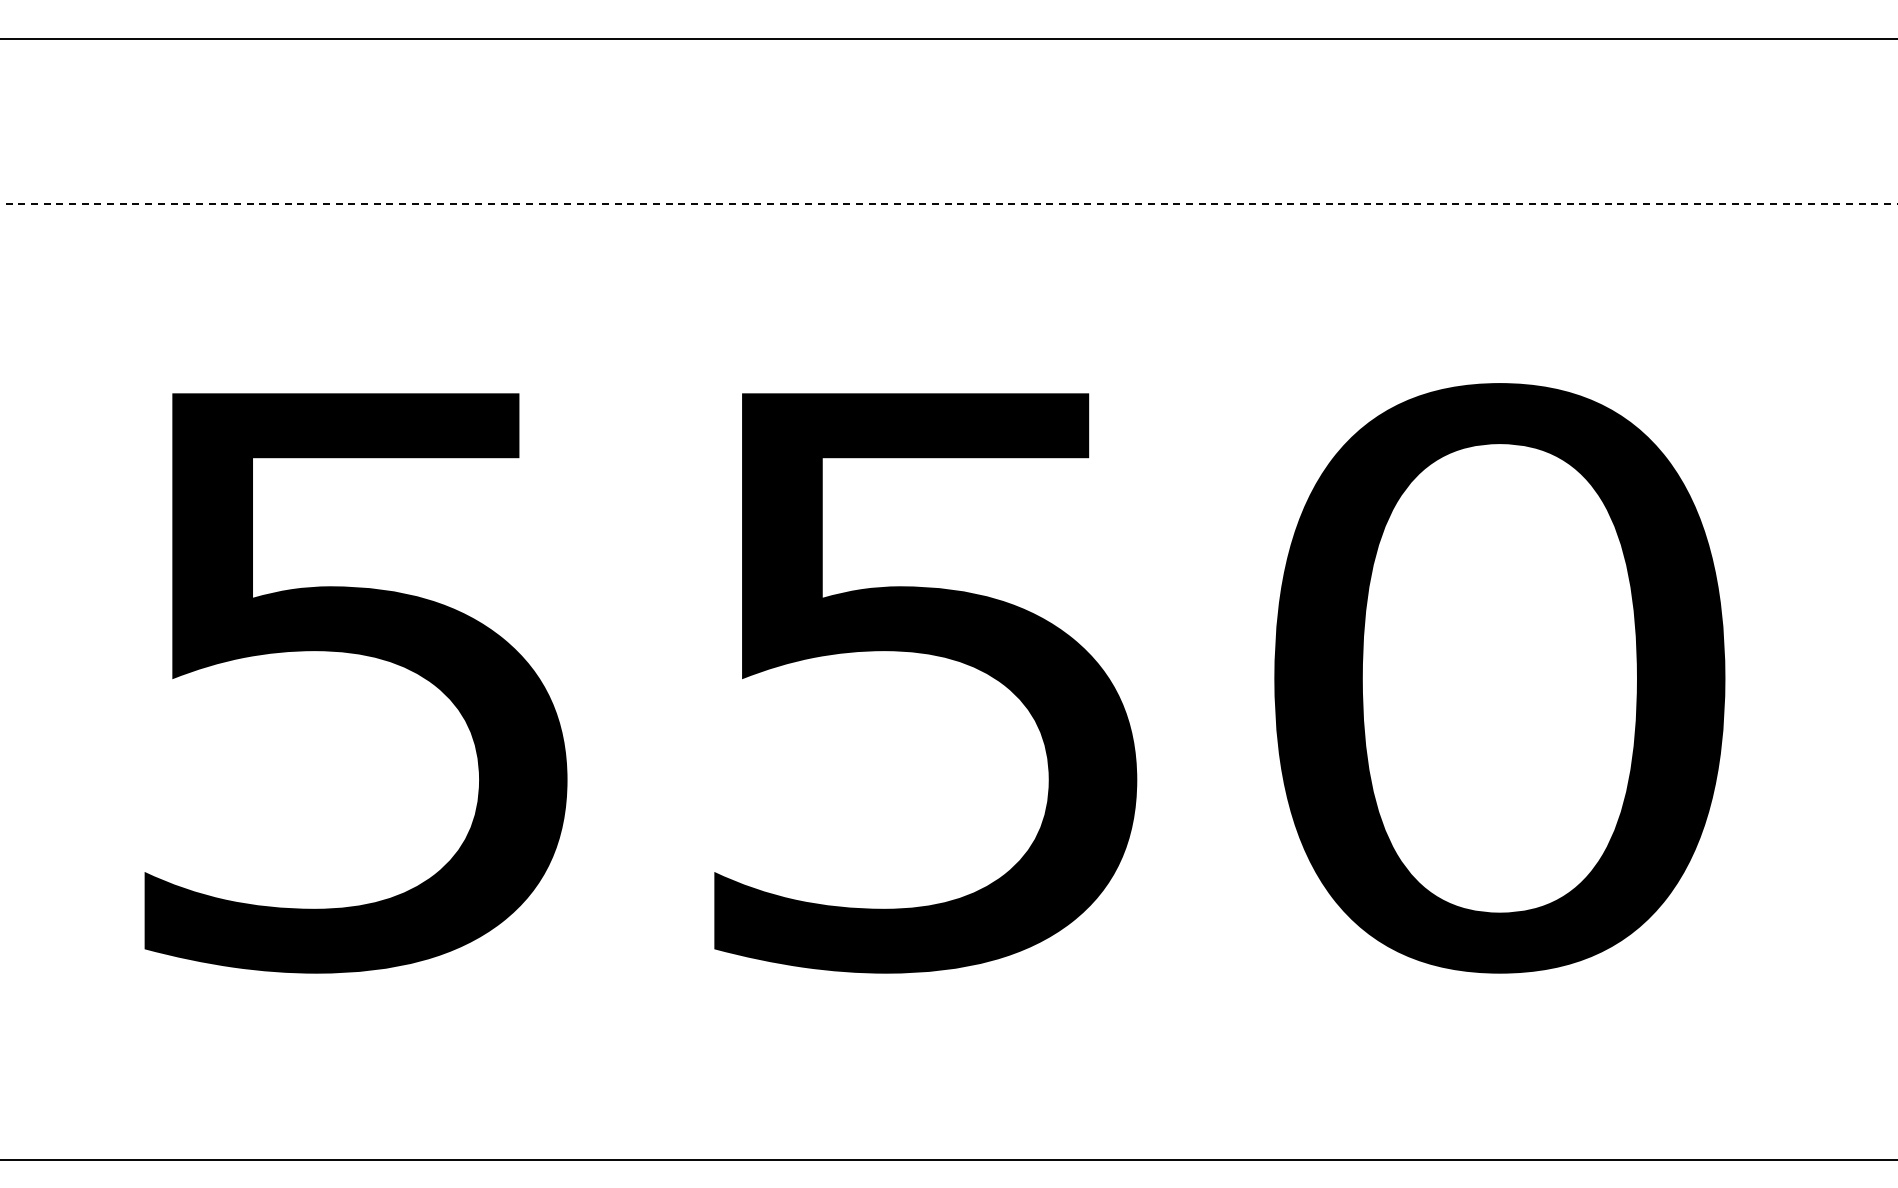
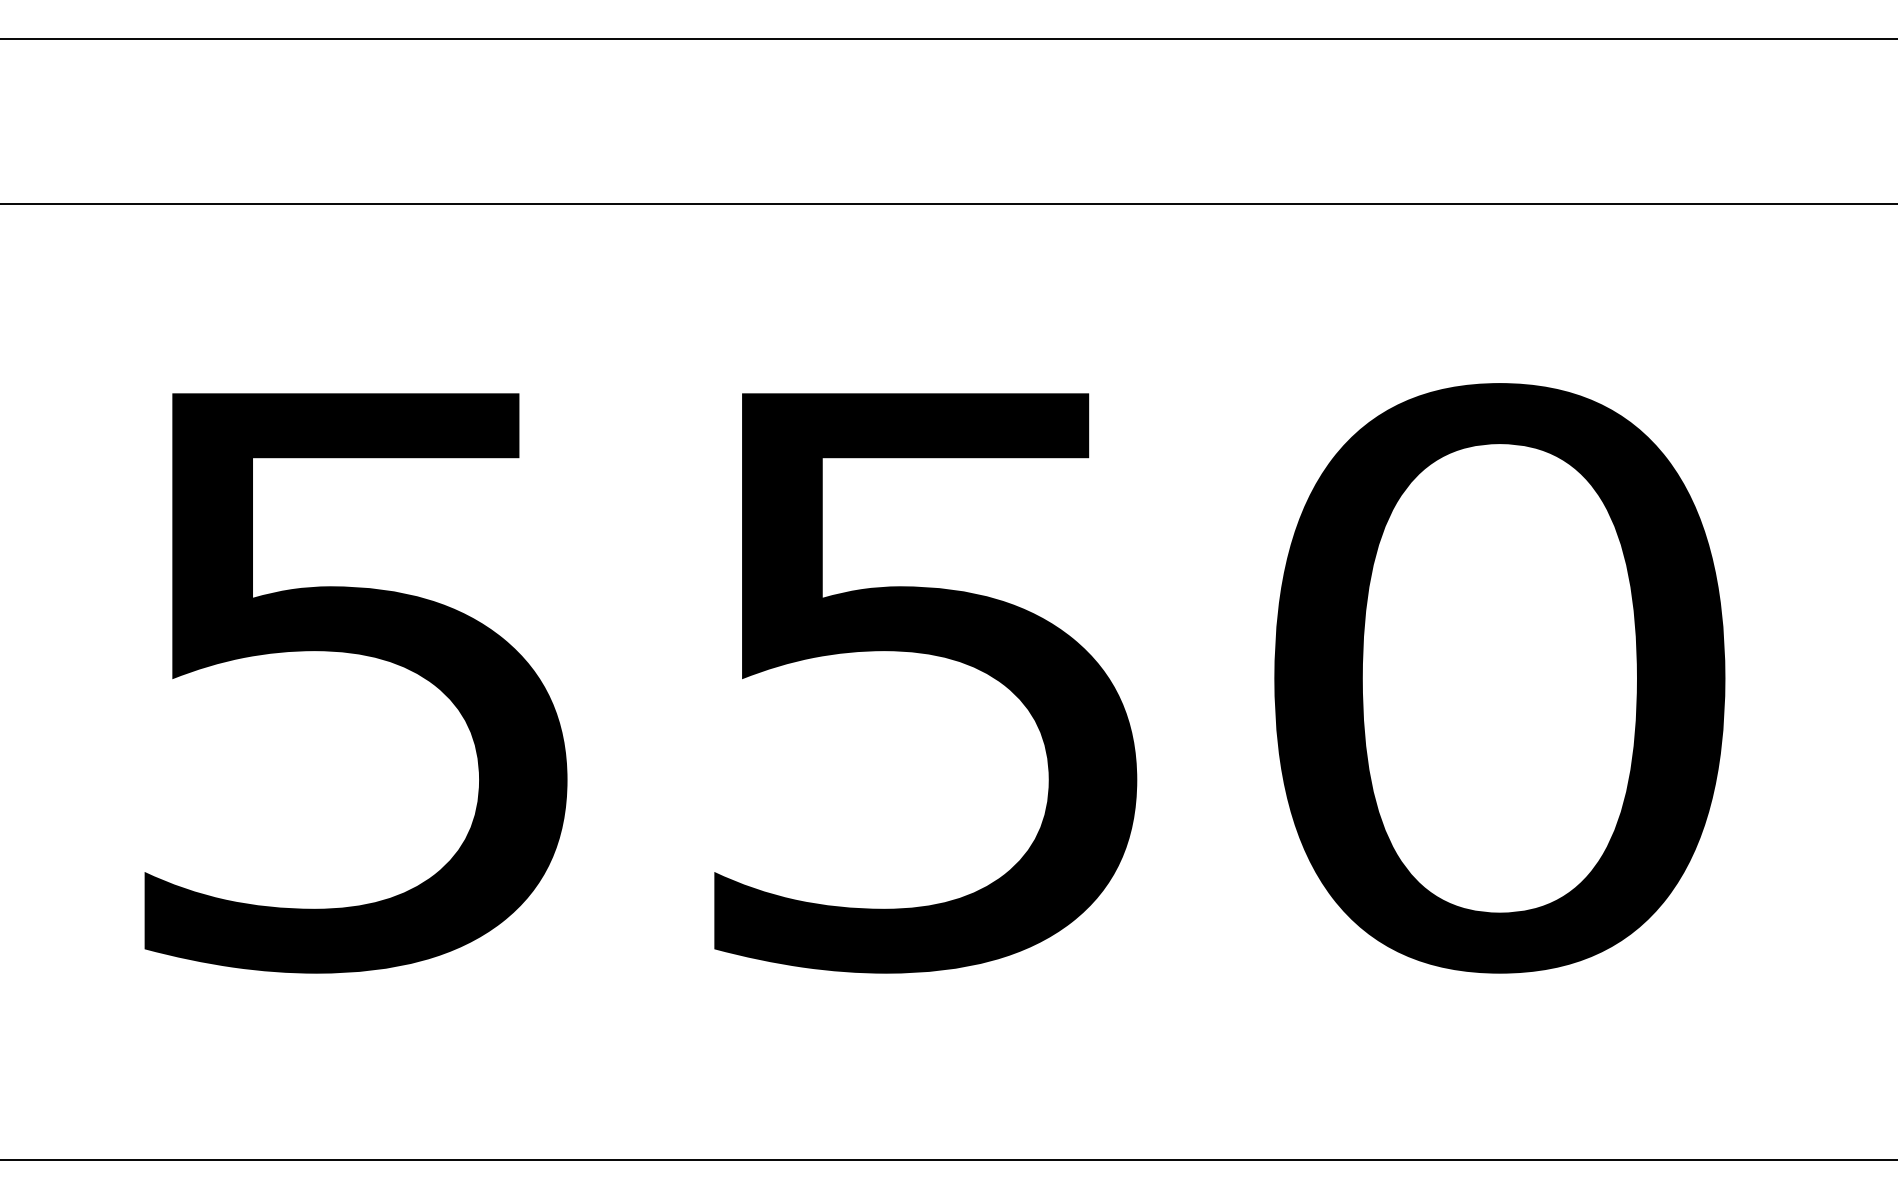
line: dashed -> solid (949, 203)
